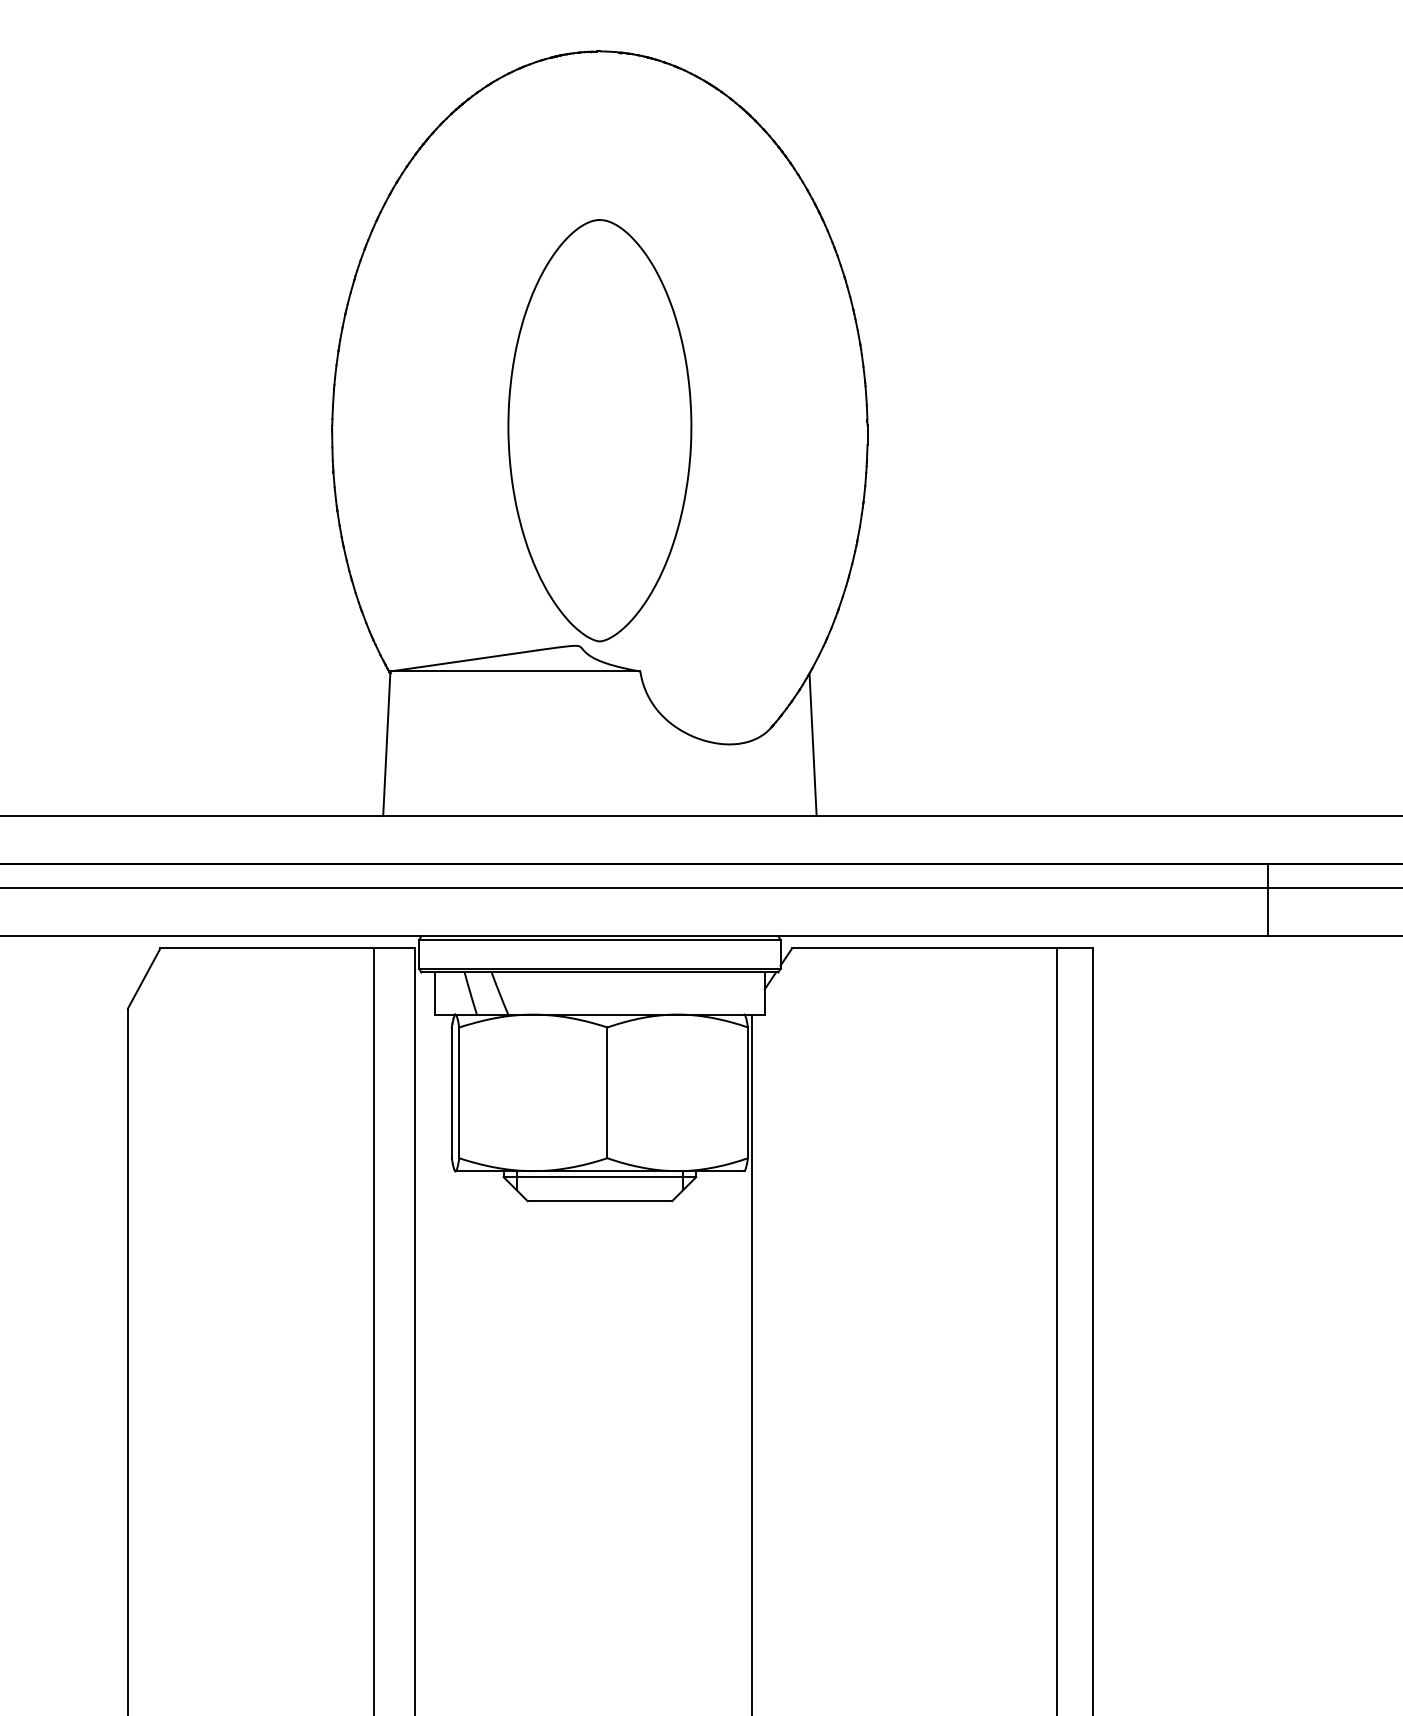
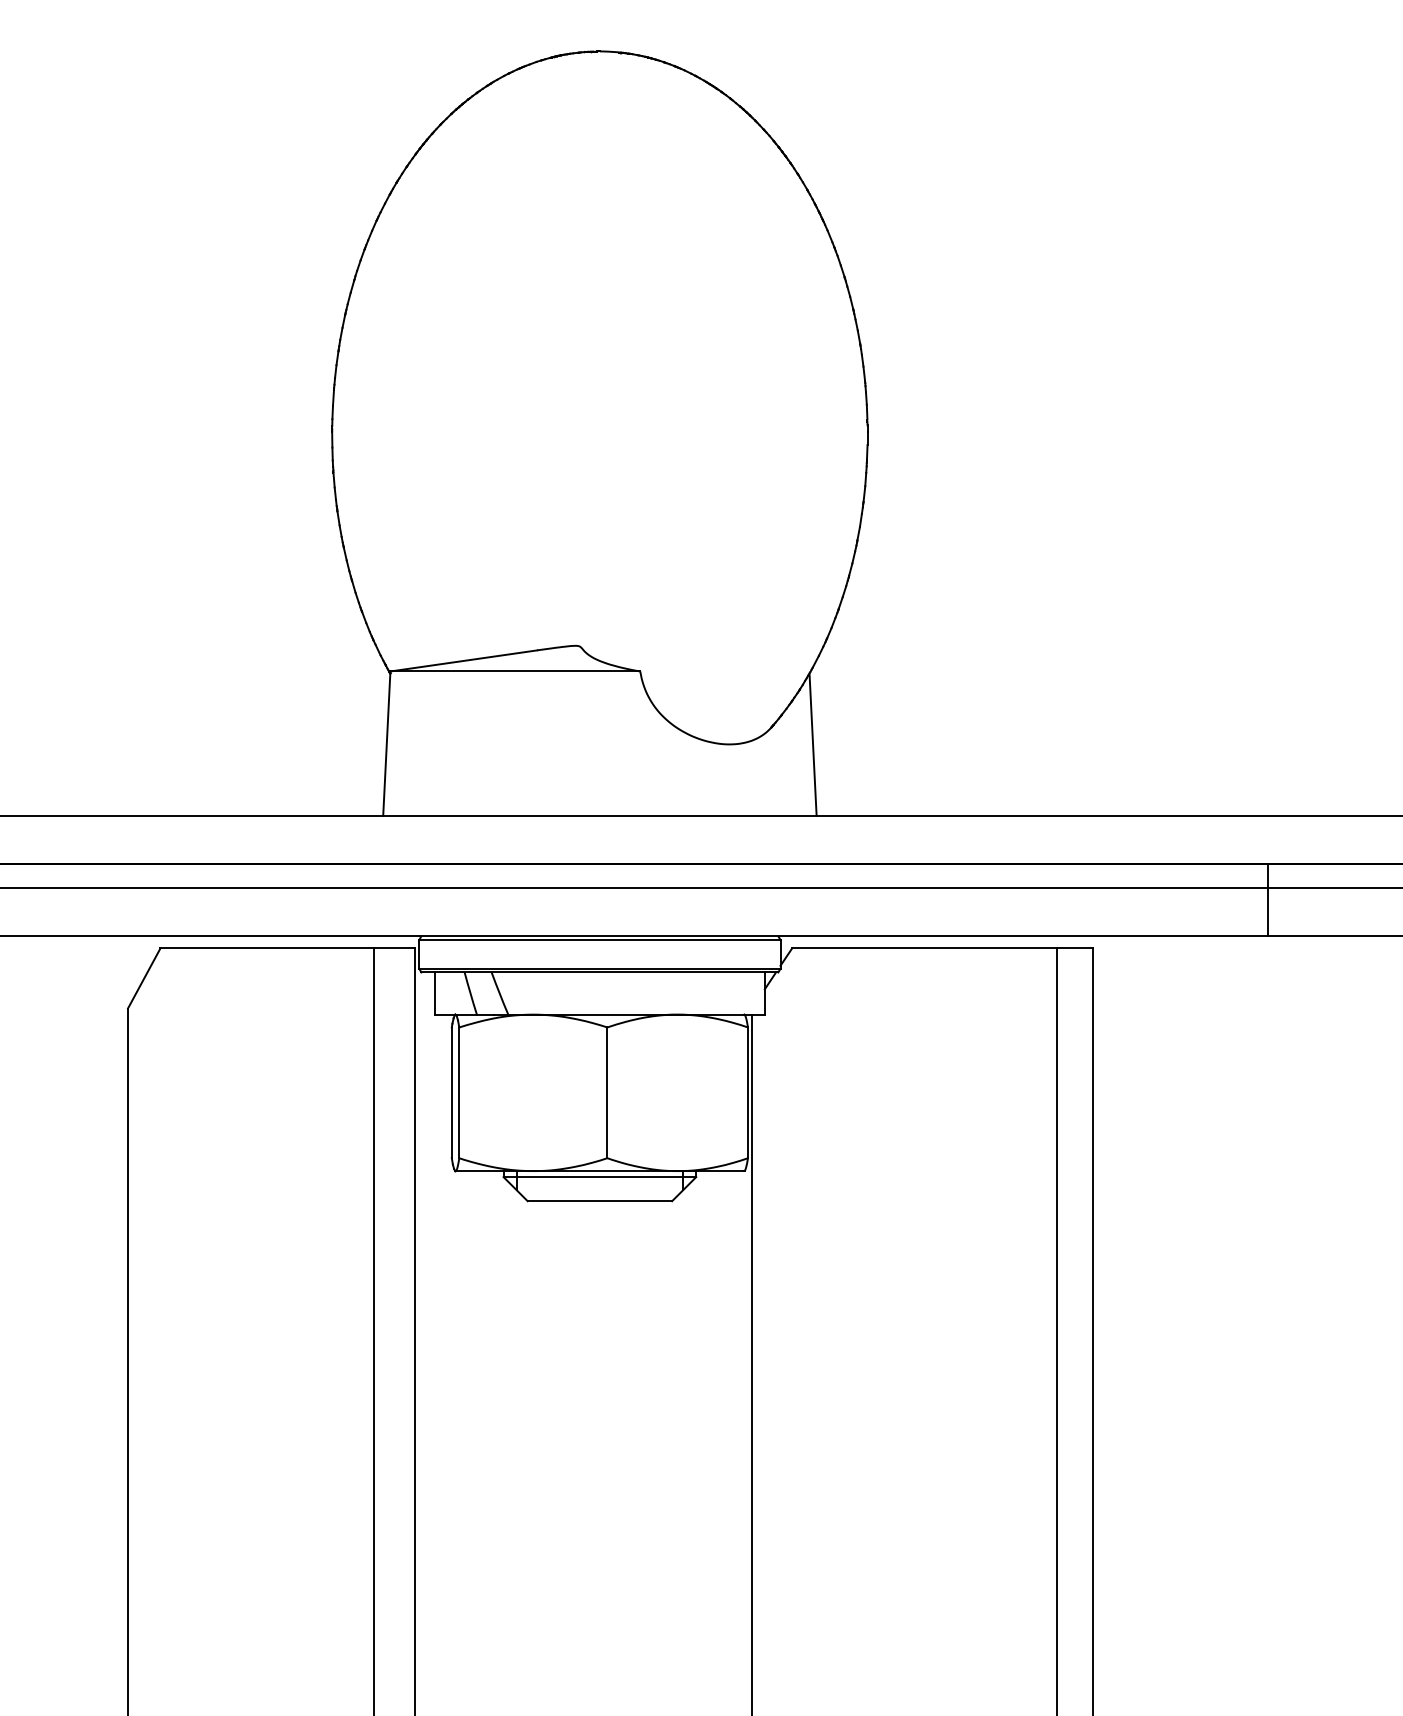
part: present -> none (599, 430)
